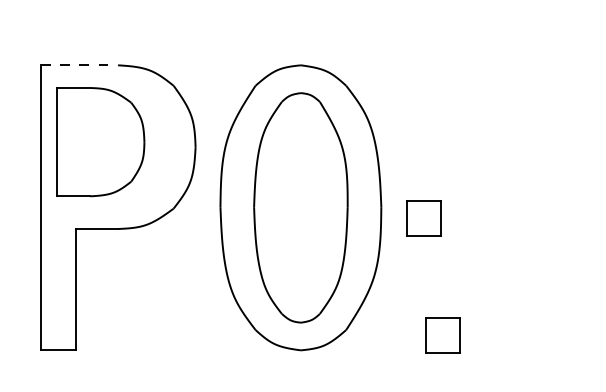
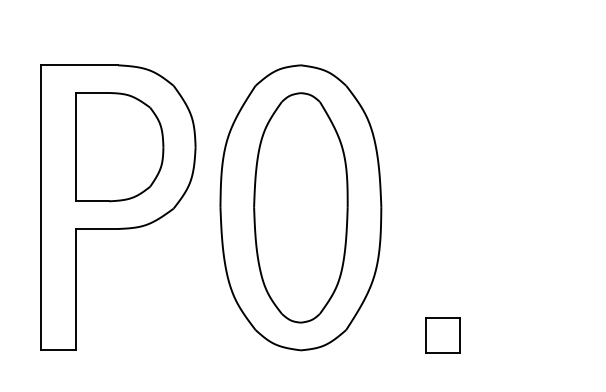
line: dashed -> solid (79, 65)
part position: (100, 142) -> (119, 147) (119, 147)
part: present -> none (423, 218)
